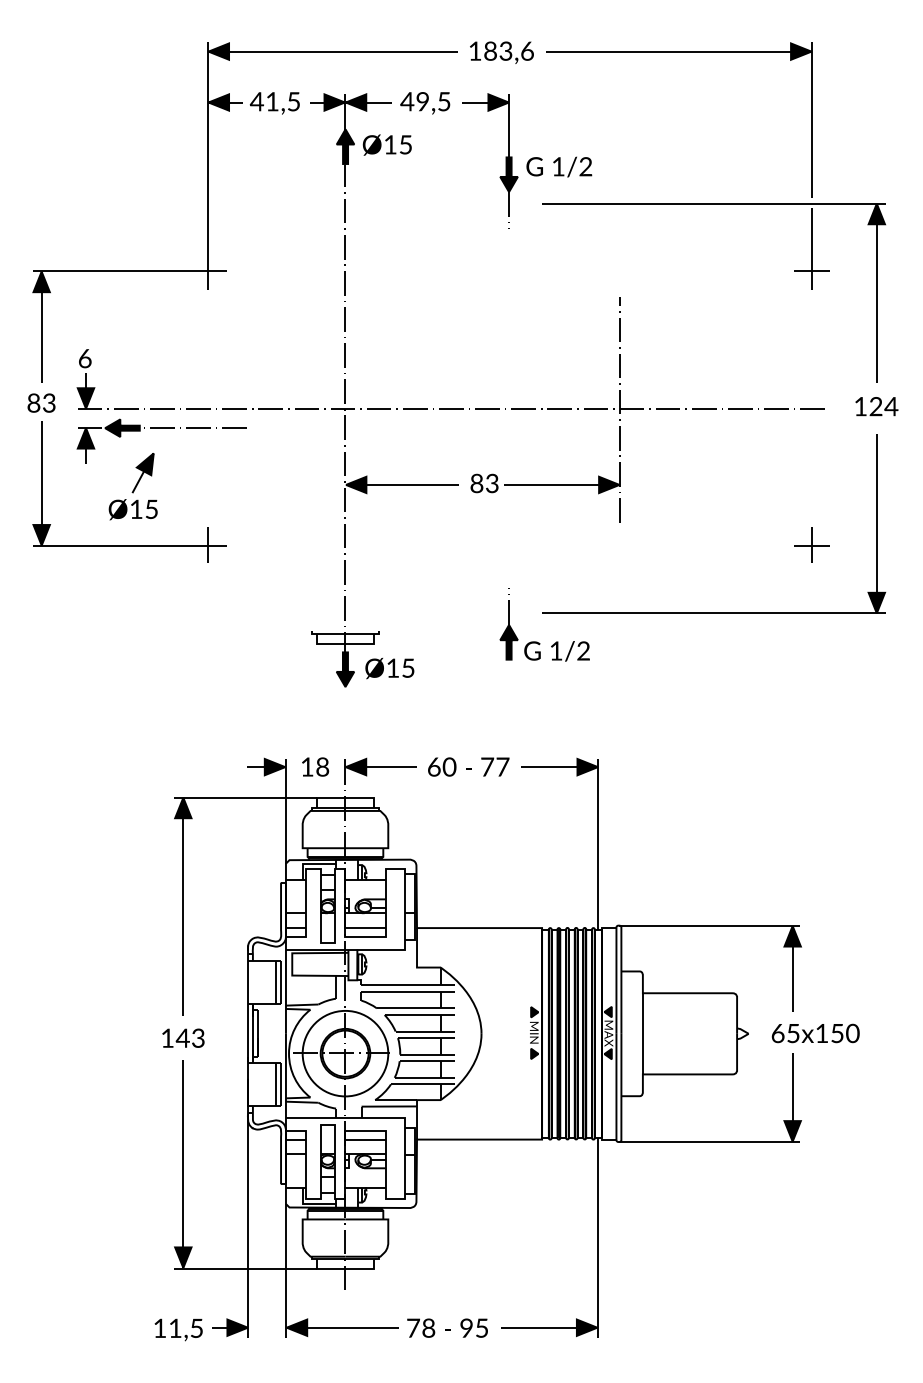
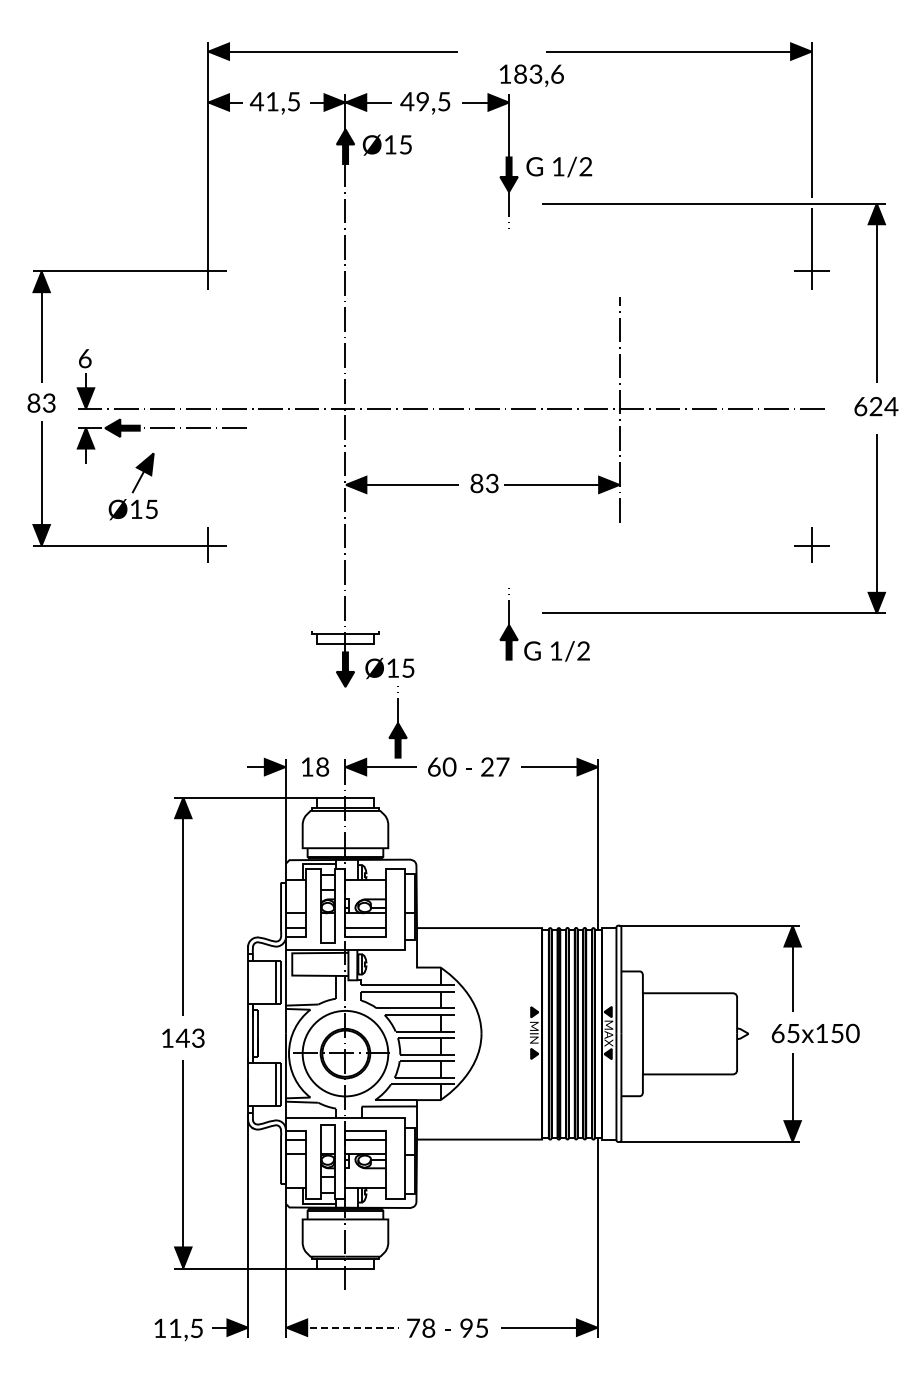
text position: (501, 52) -> (531, 75) (531, 75)
text: 124 -> 624 (860, 406)
part: none -> present (397, 722)
text: 77 -> 27 (487, 766)
line: solid -> dashed (349, 1327)
